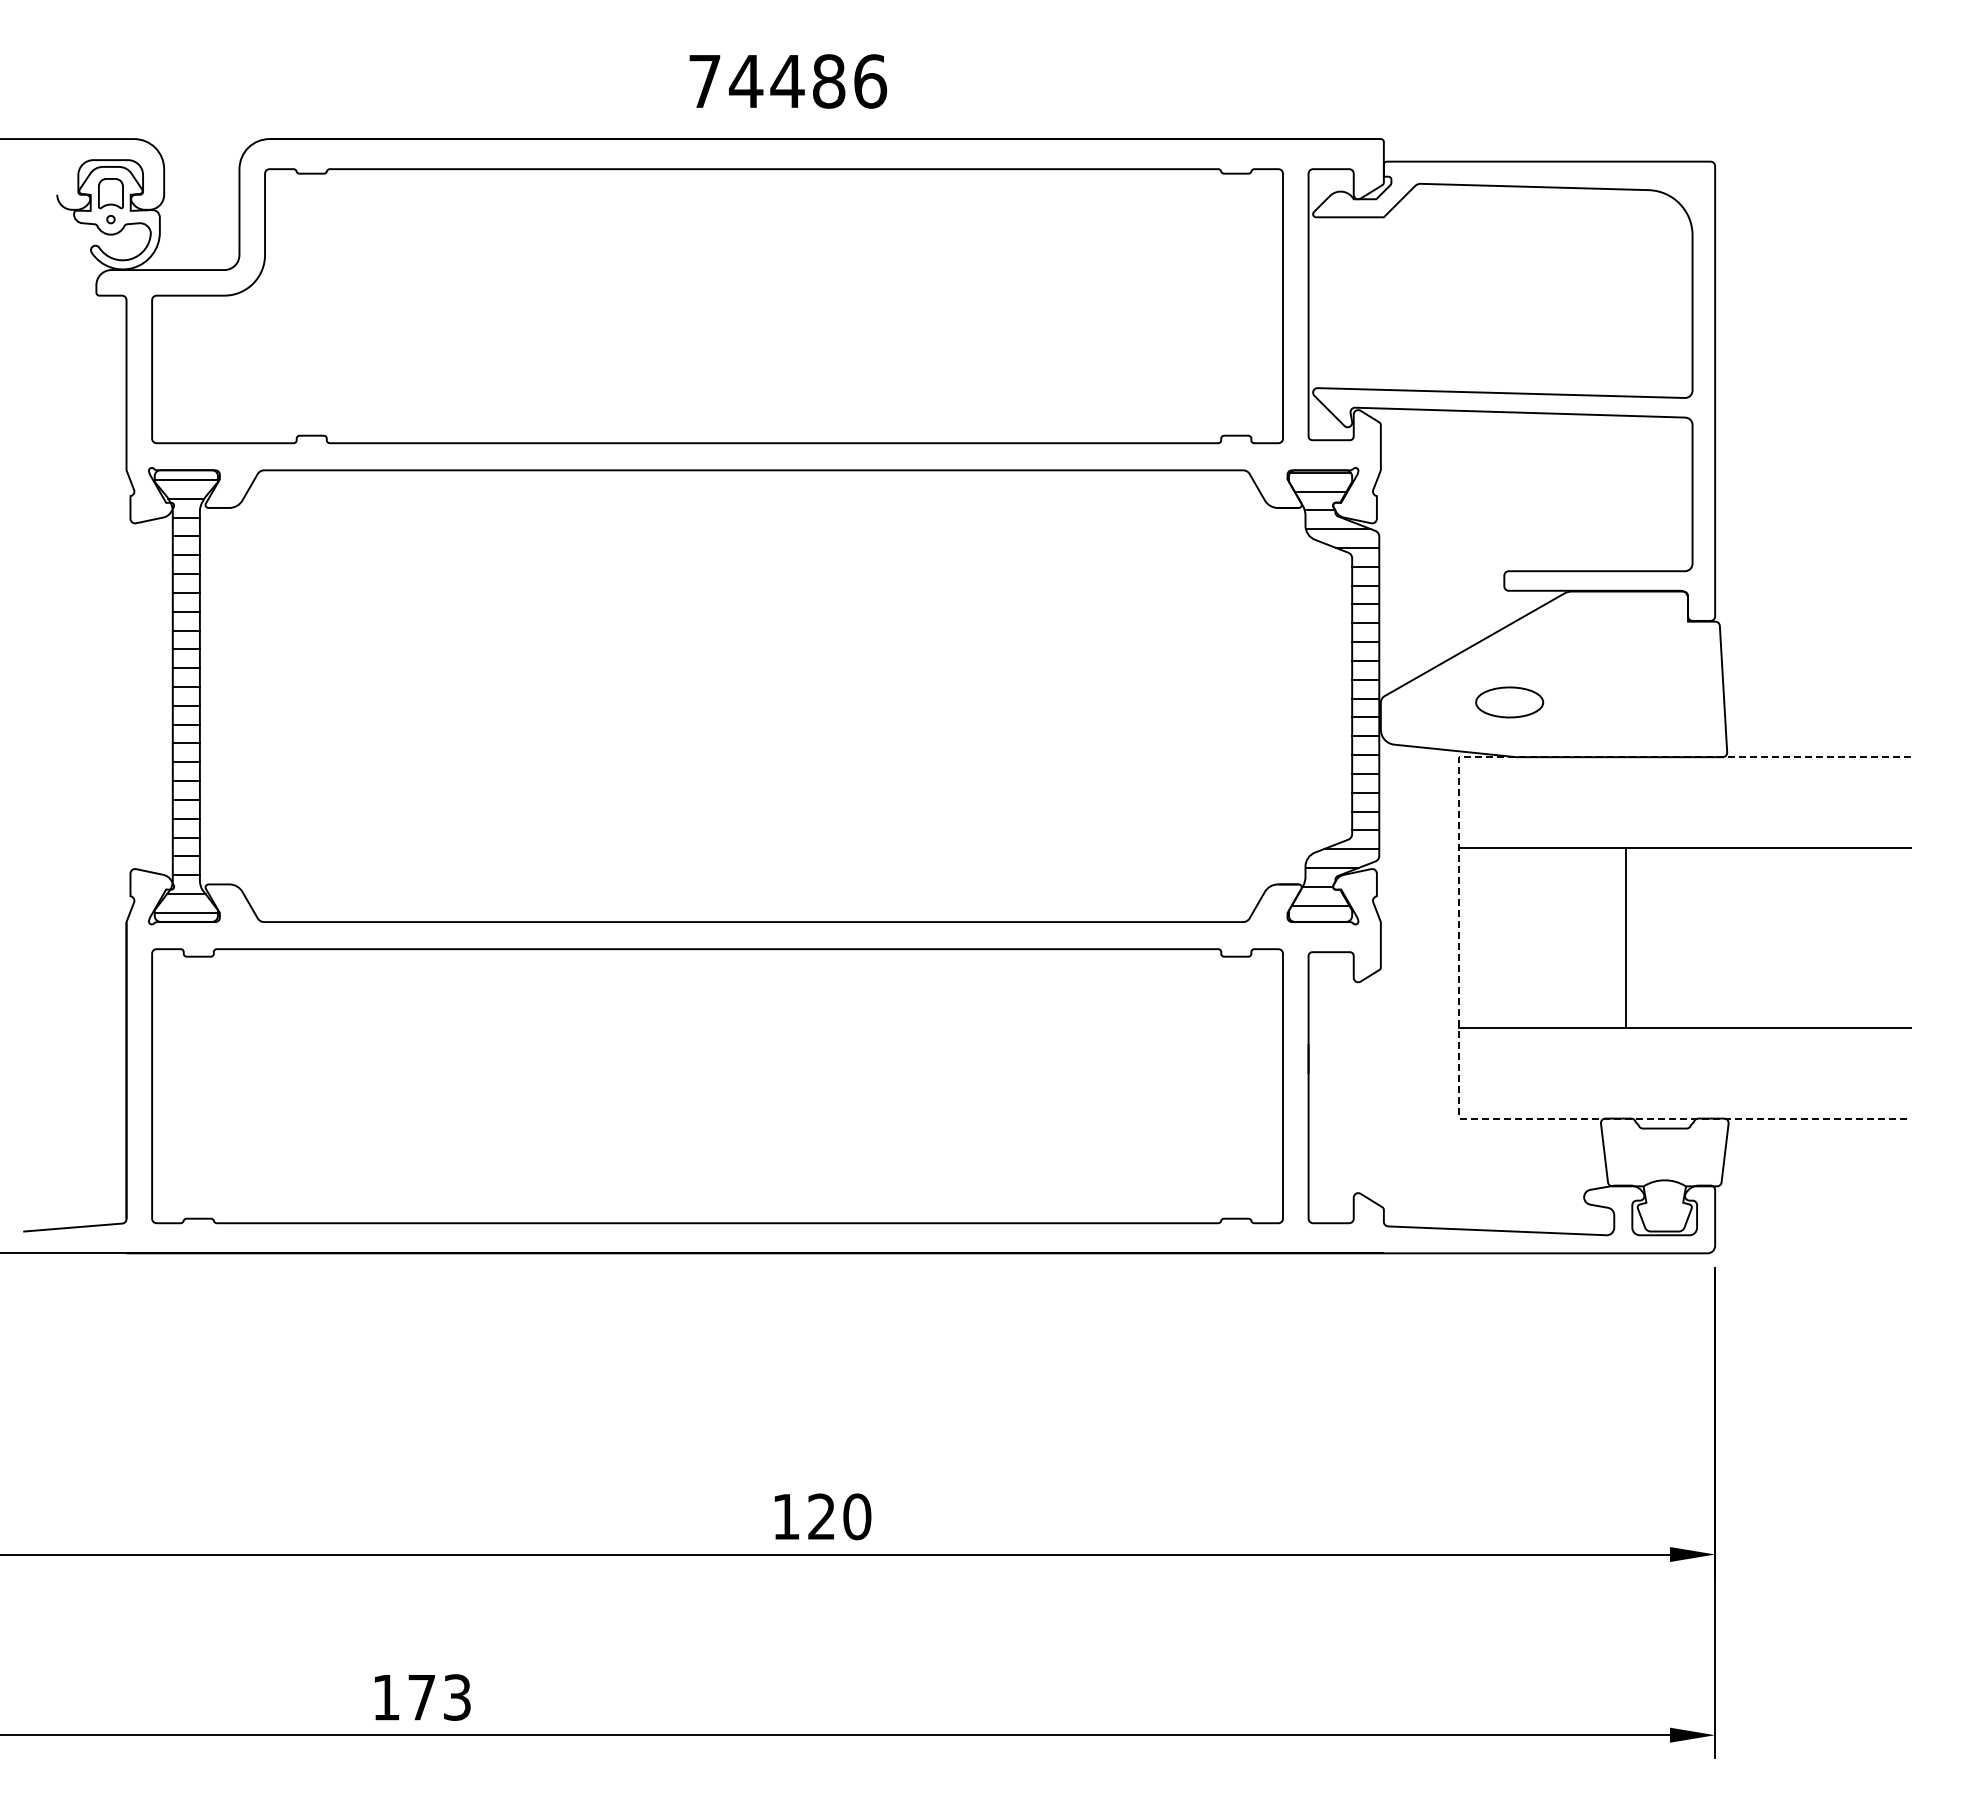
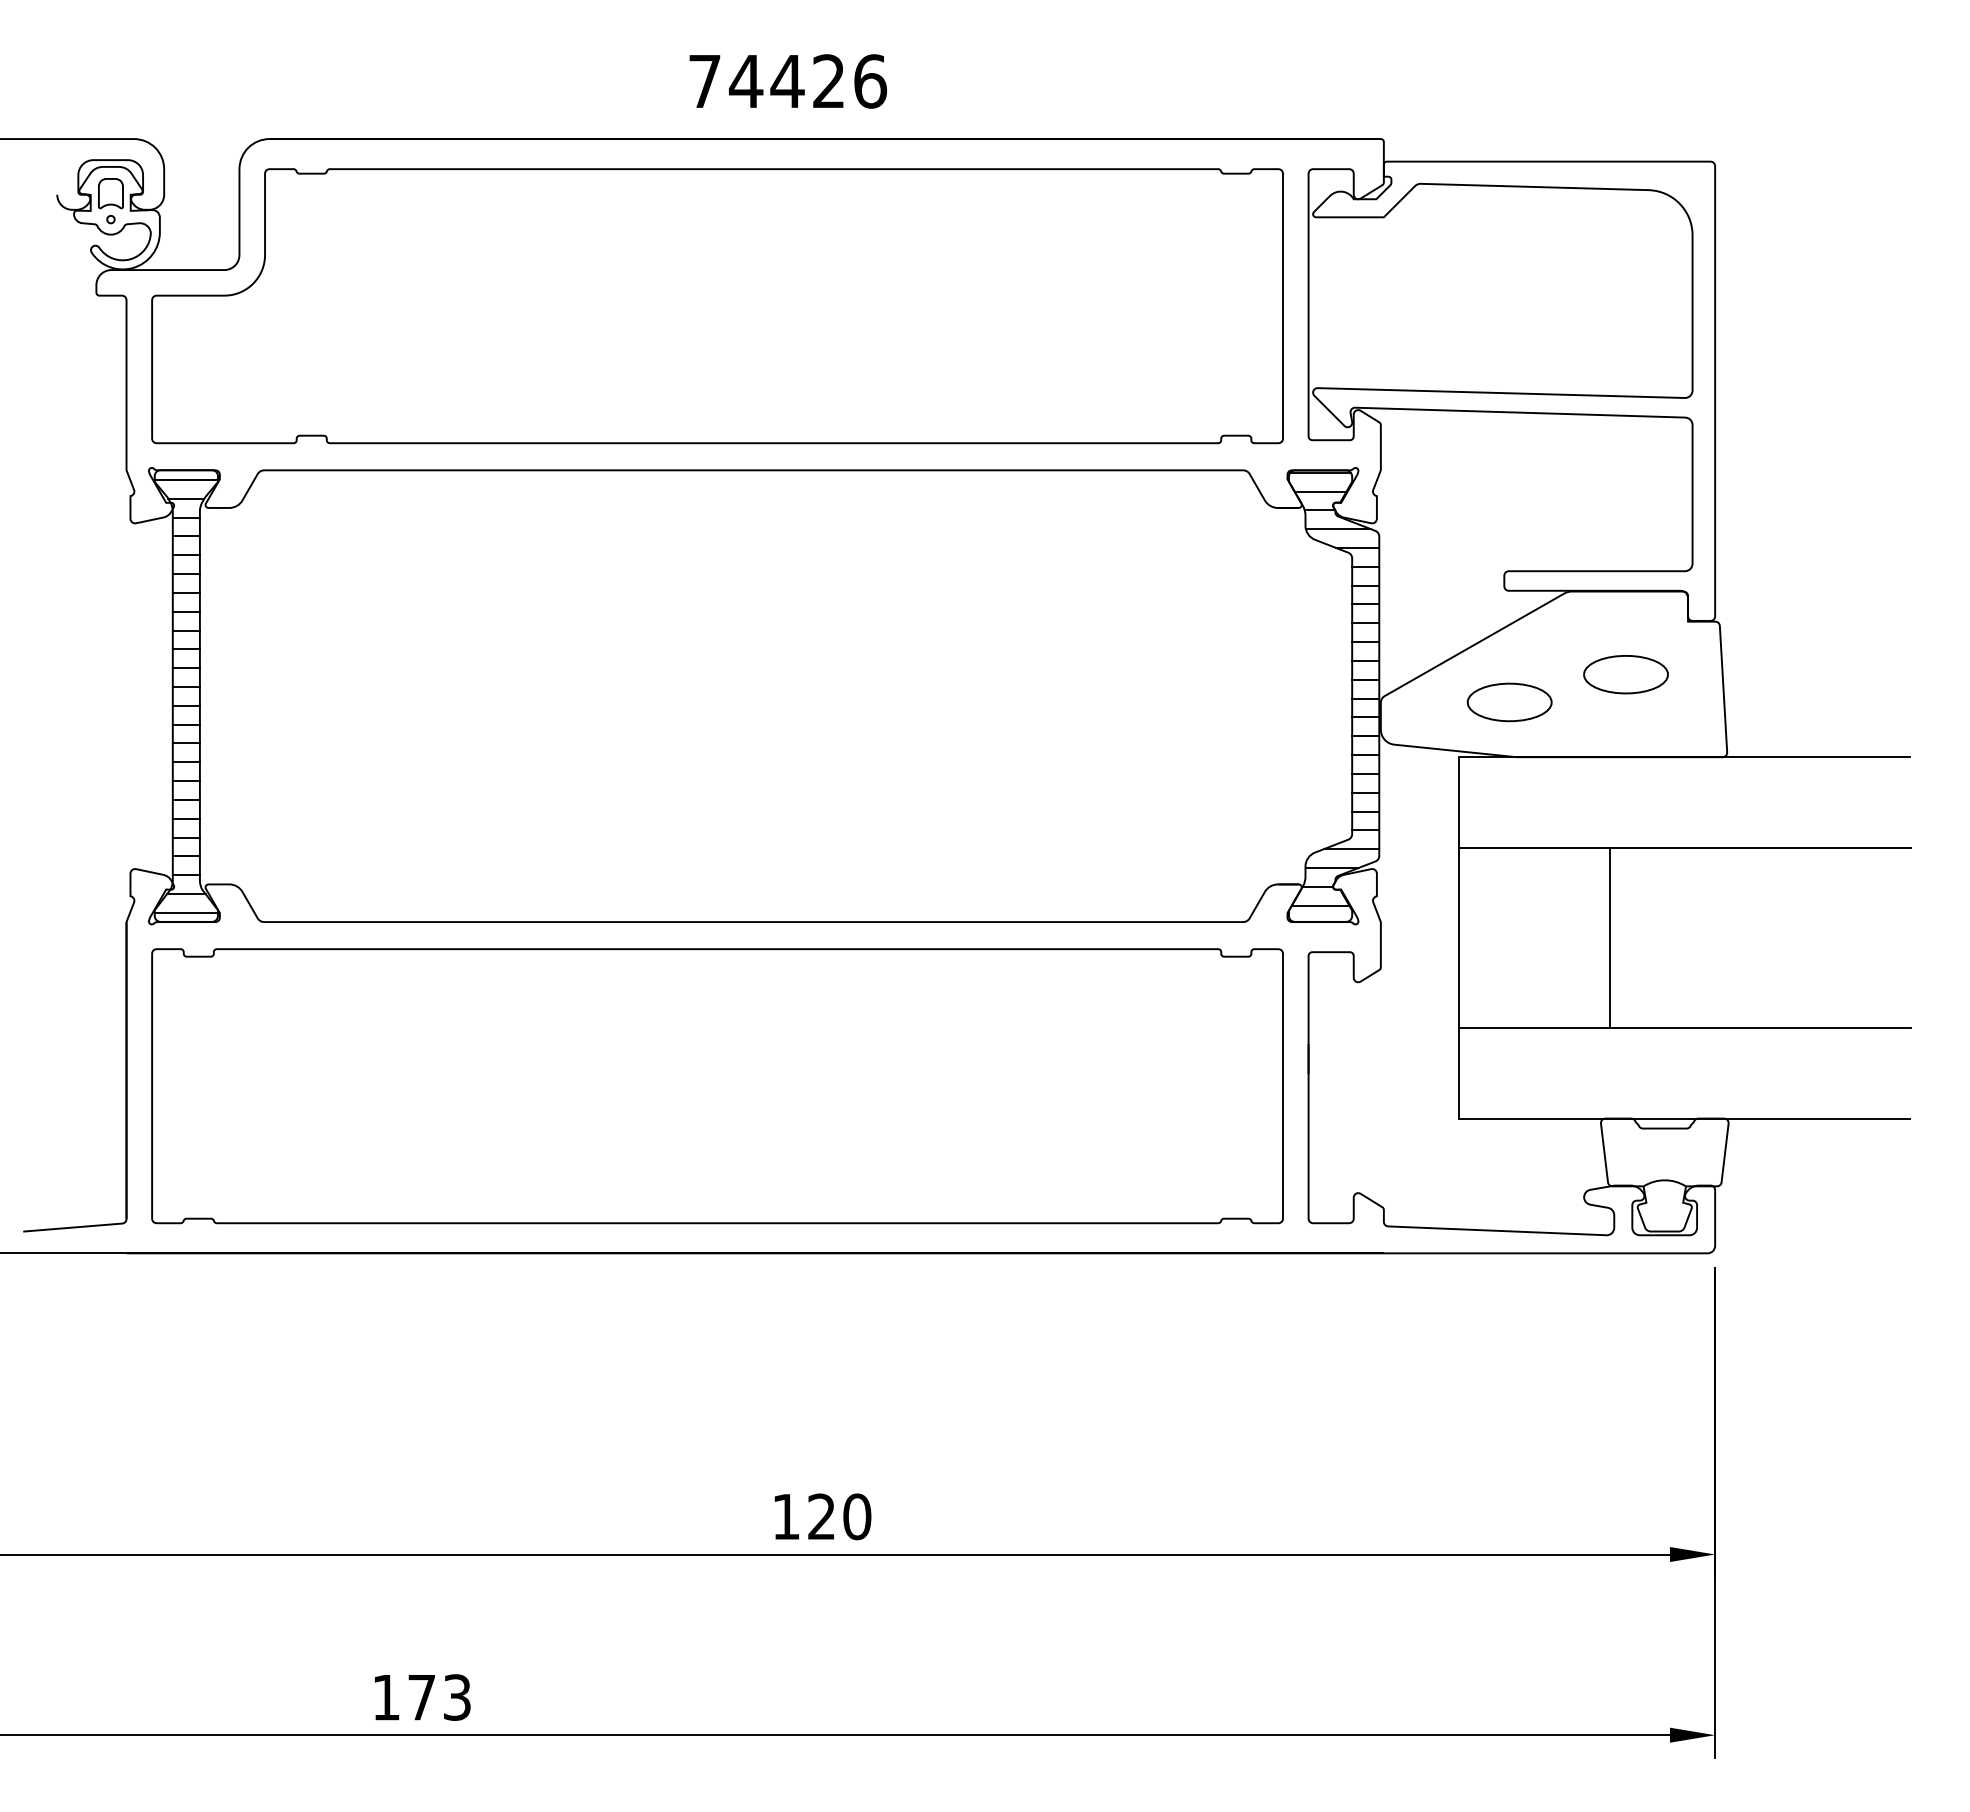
text: 74486 -> 74426 (829, 81)
part: none -> present (1625, 674)
part size: 70x33 px -> 87x41 px (1509, 702)
line: dashed -> solid (1459, 937)
line position: (1625, 937) -> (1609, 937) (1609, 937)
